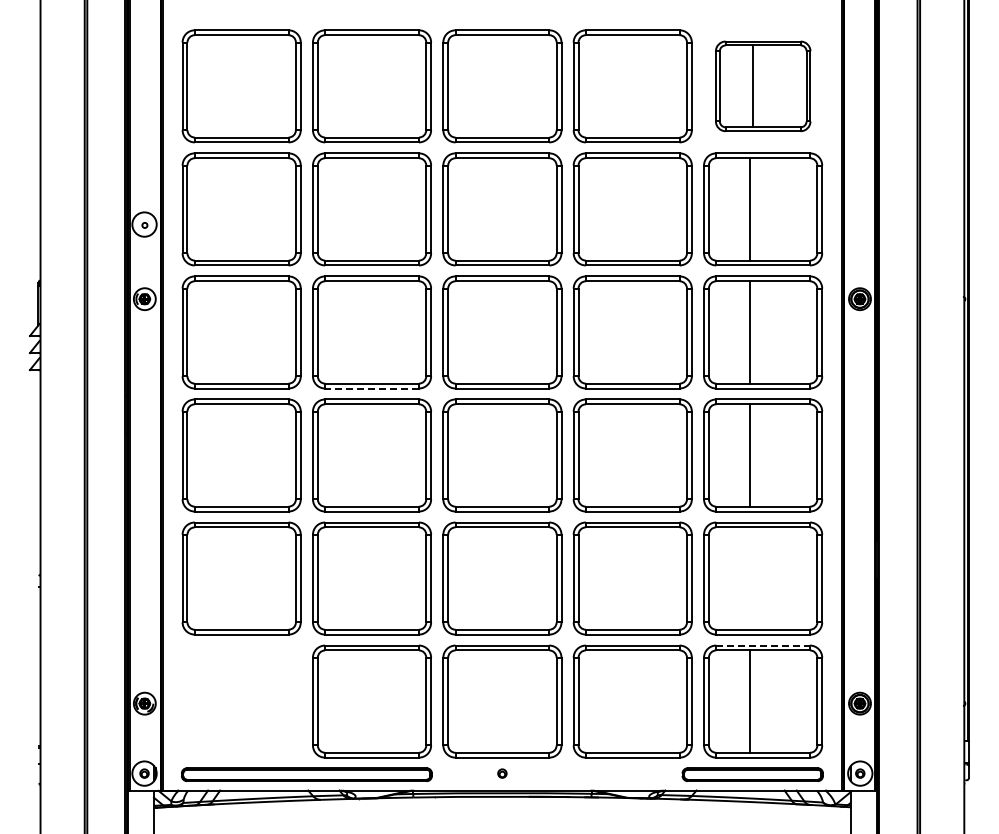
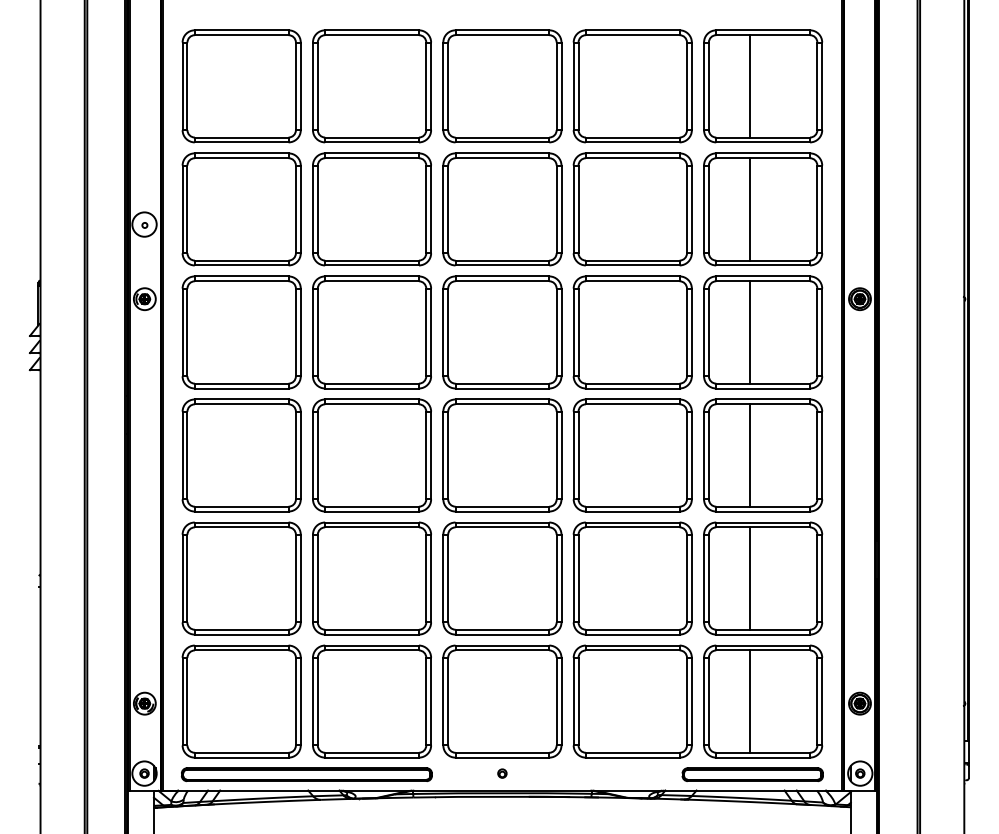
part size: 97x93 px -> 121x115 px (763, 86)
line: dashed -> solid (372, 388)
line: none -> present (749, 578)
line: dashed -> solid (763, 645)
part: none -> present (241, 701)
